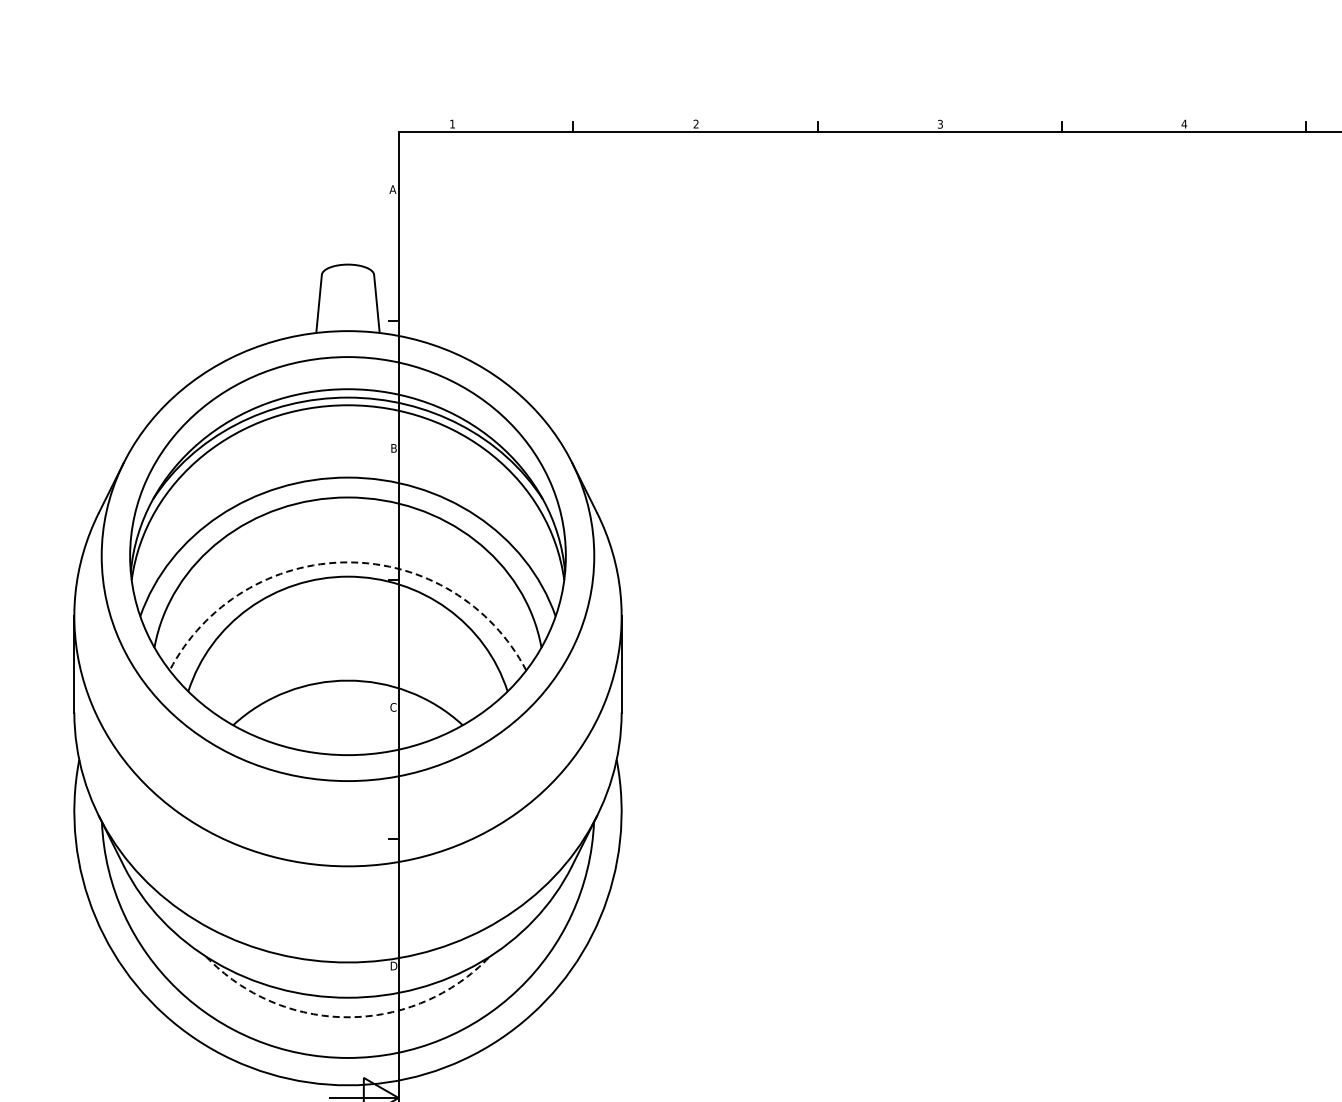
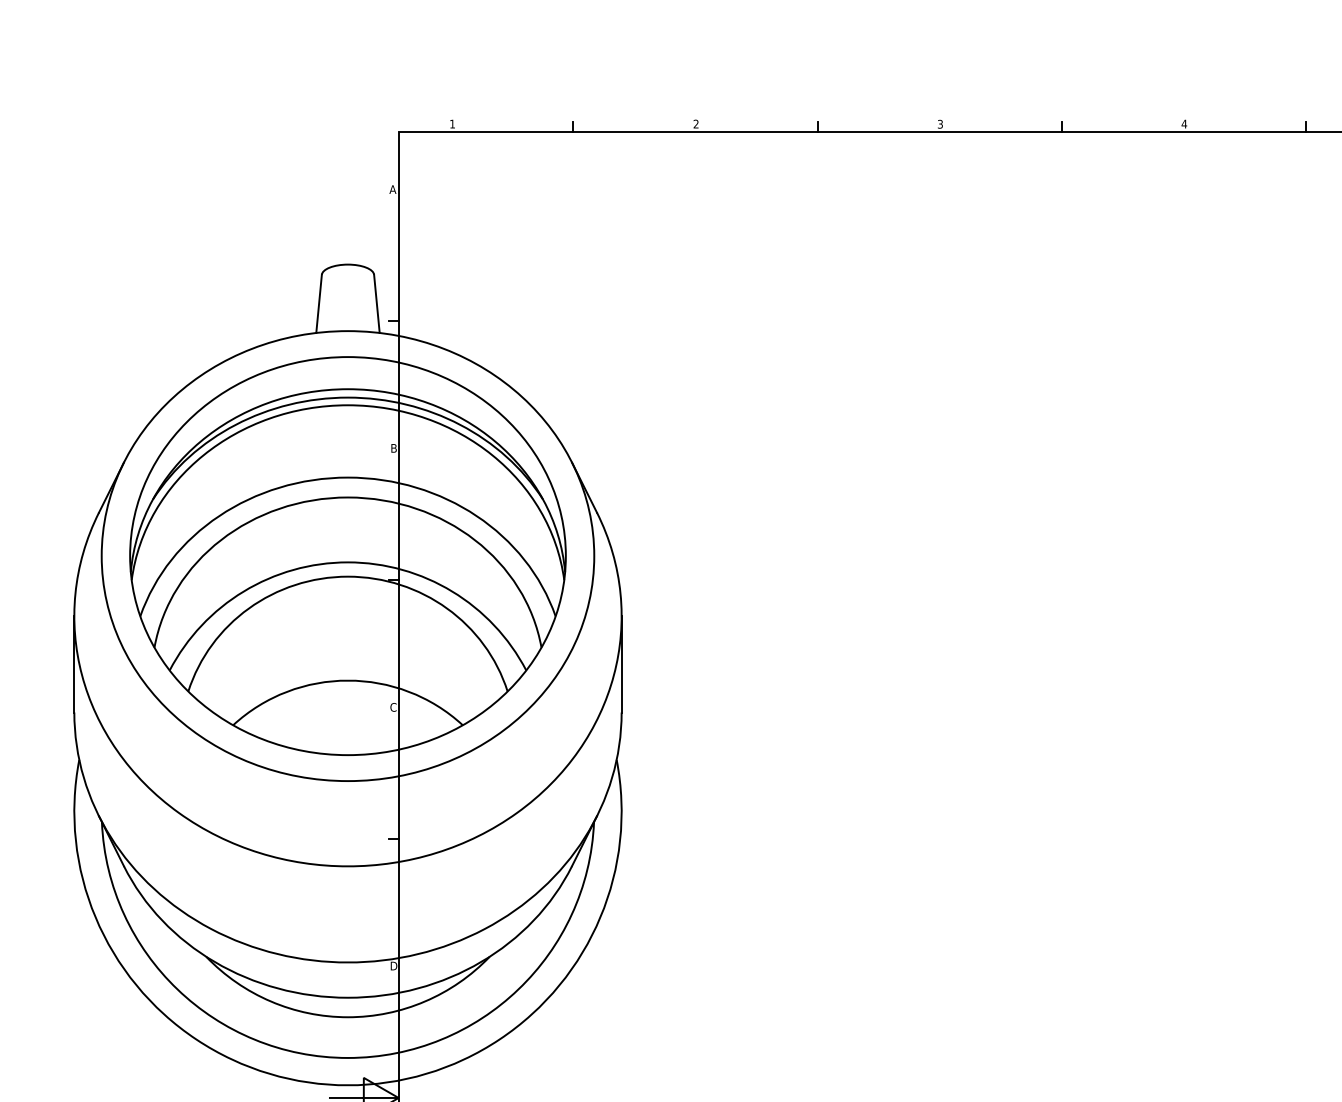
arc: dashed -> solid (348, 562)
arc: dashed -> solid (348, 1017)
